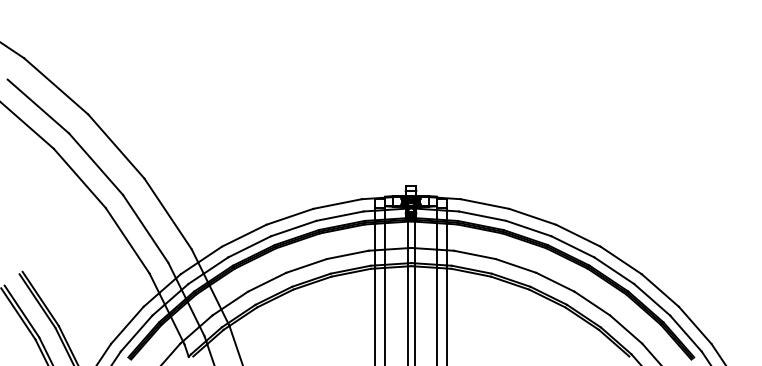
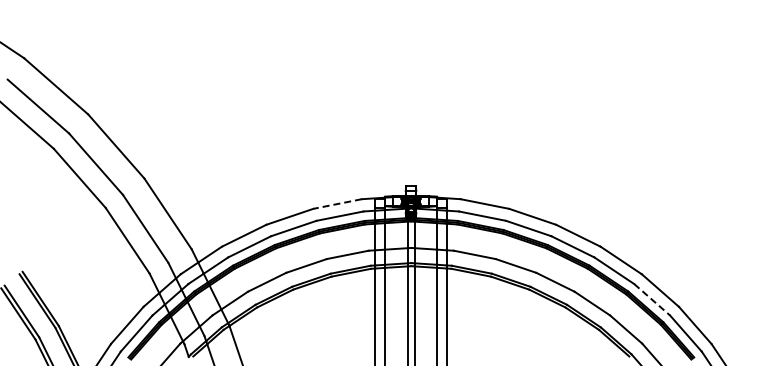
line: solid -> dashed (337, 204)
line: solid -> dashed (652, 299)
